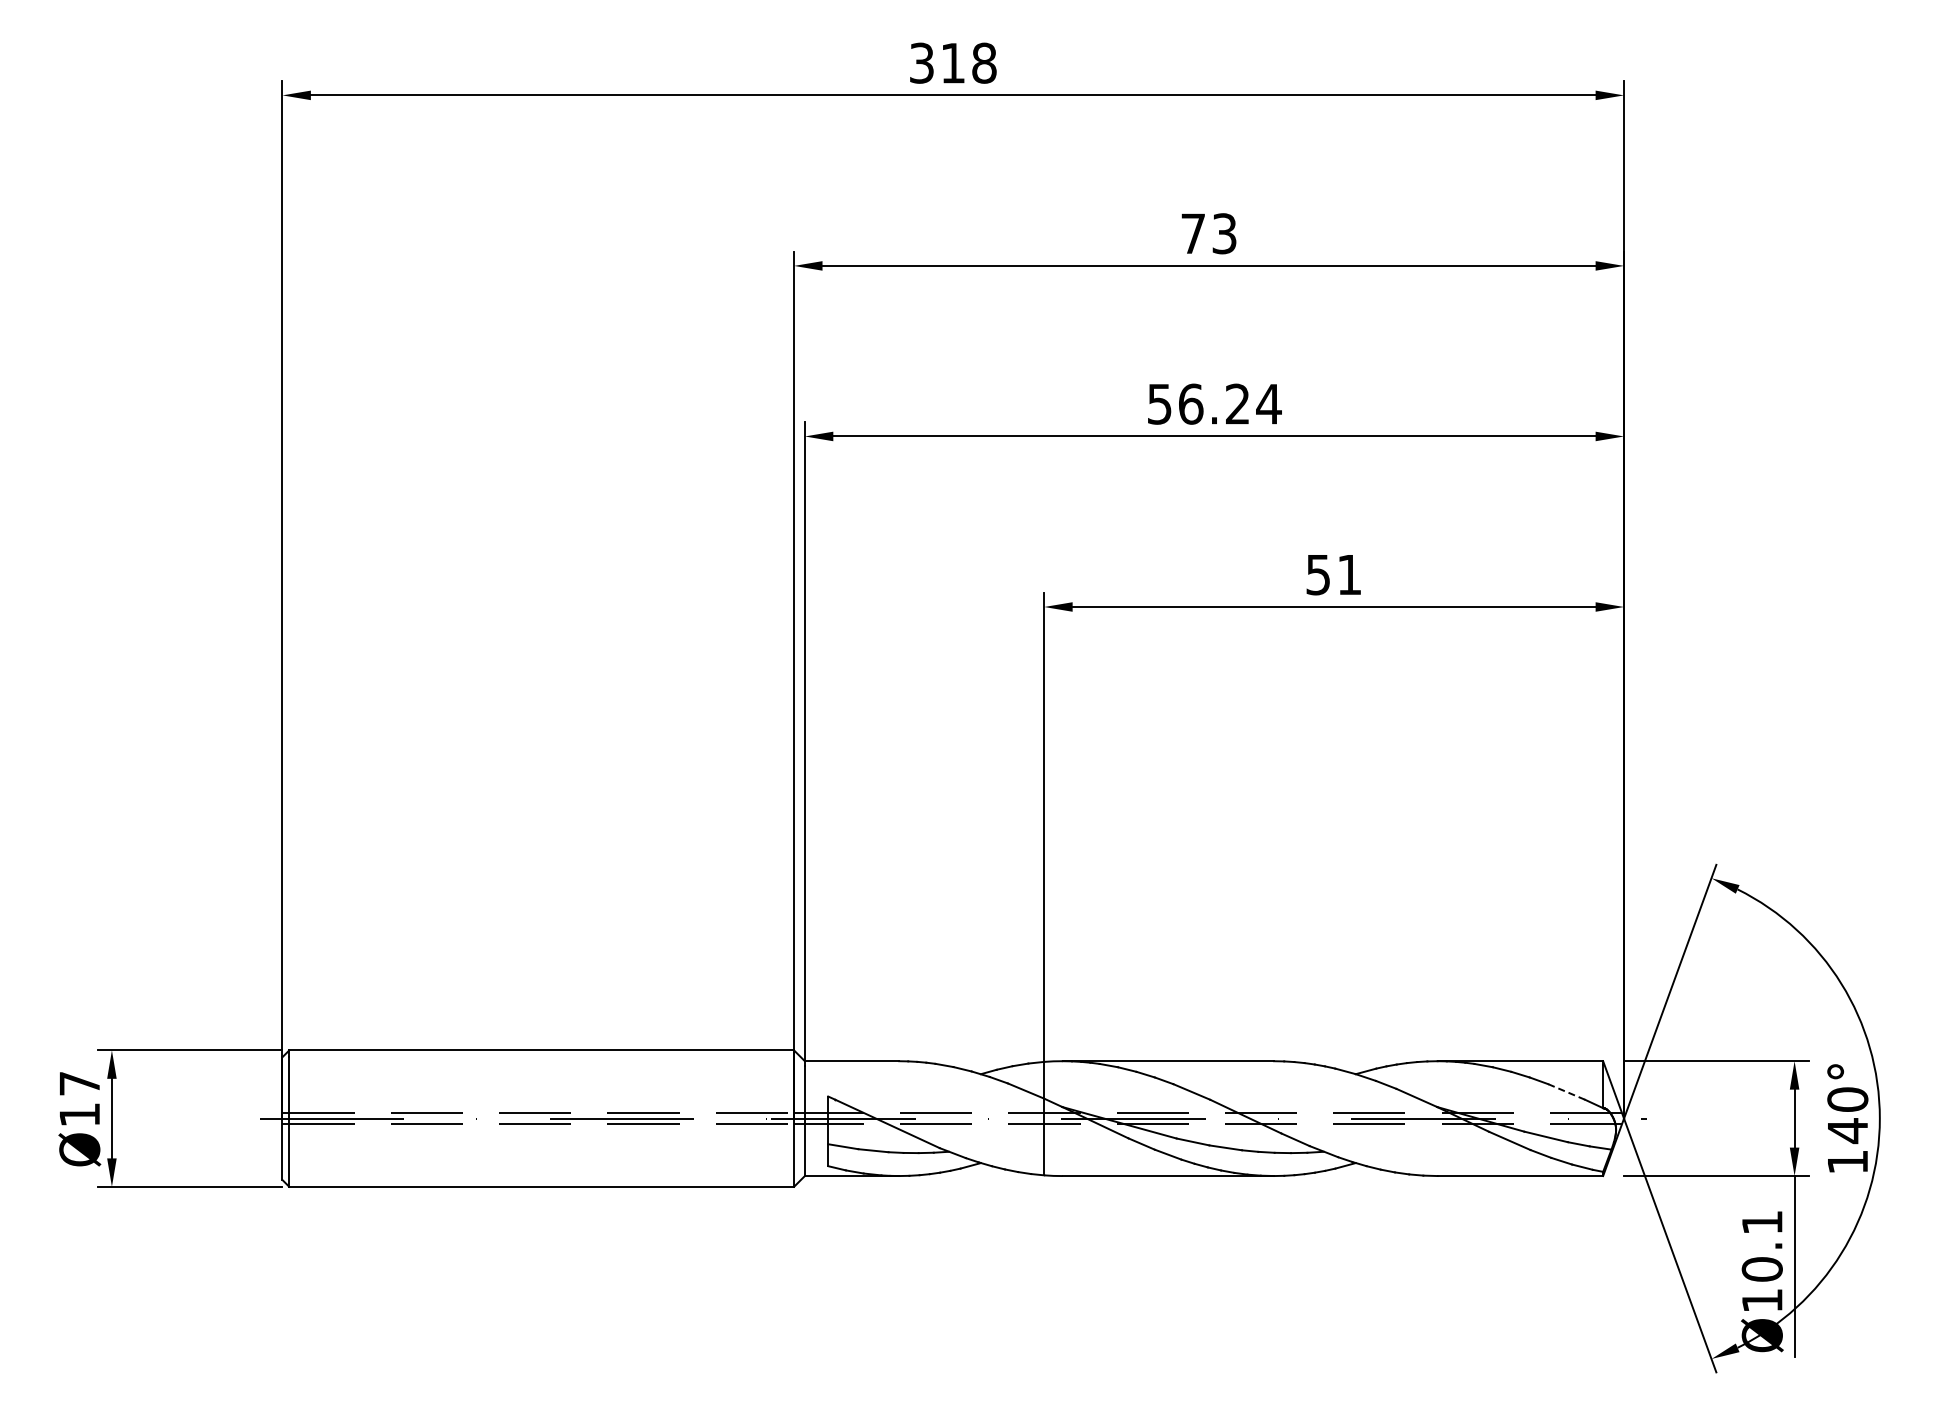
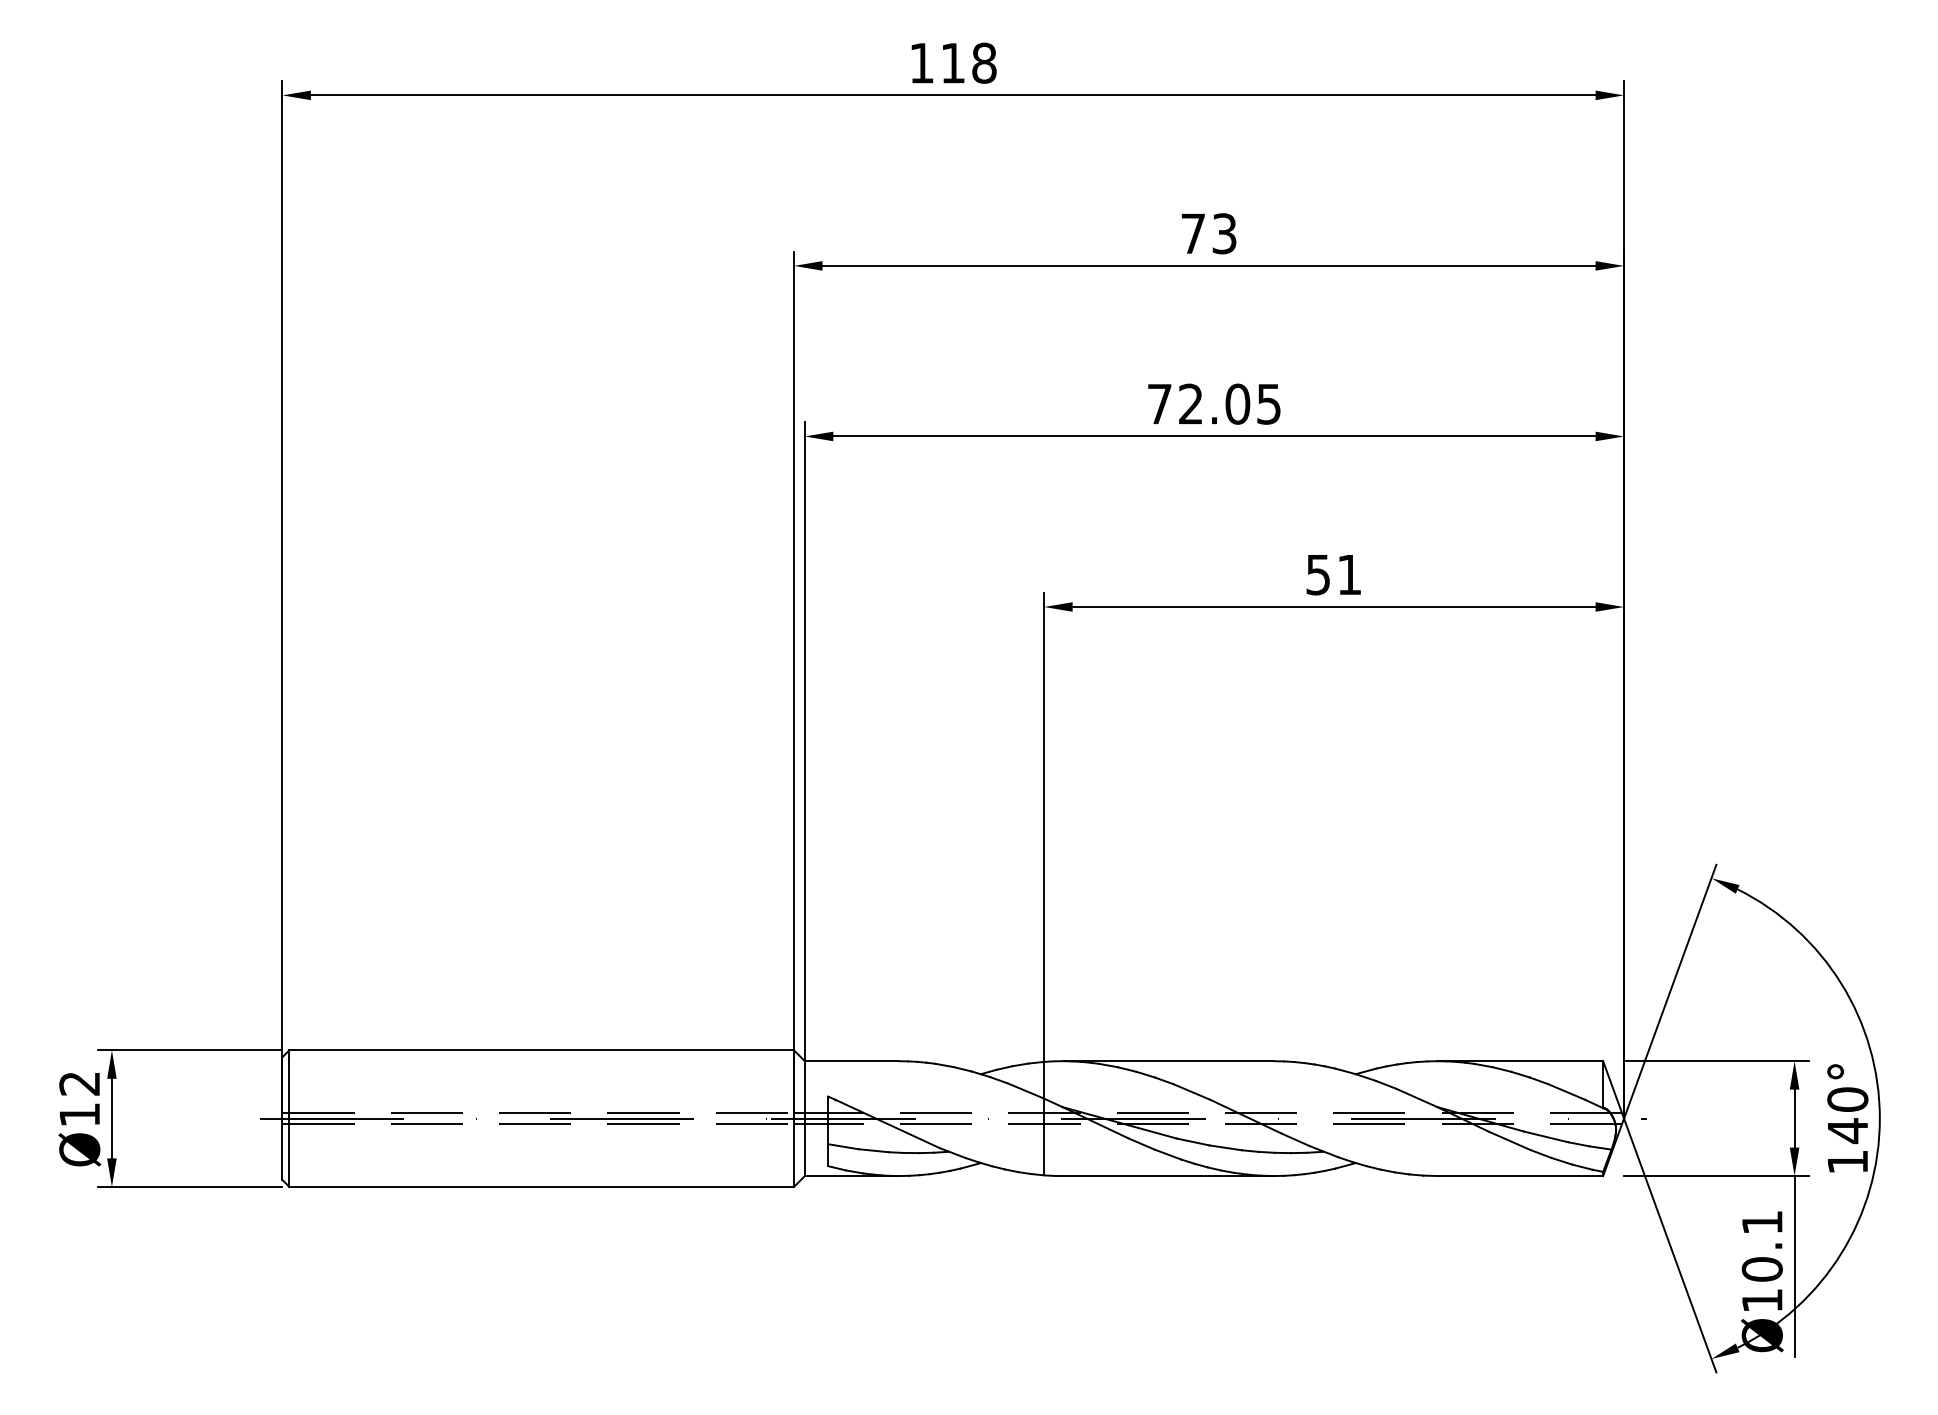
text: 318 -> 118 (921, 62)
text: 56.24 -> 72.05 (1214, 403)
text: Ø17 -> Ø12 (79, 1083)
line: dashed -> solid (1566, 1091)
